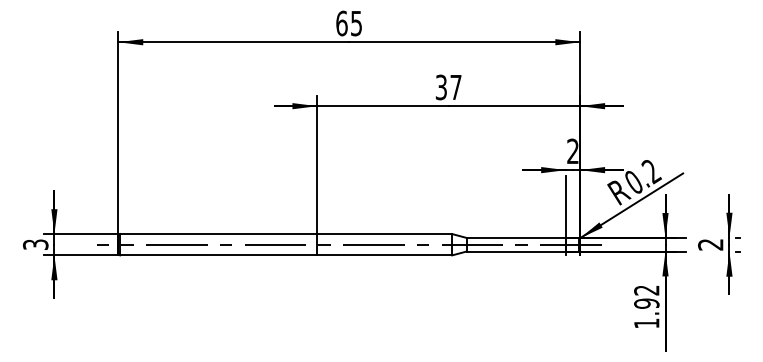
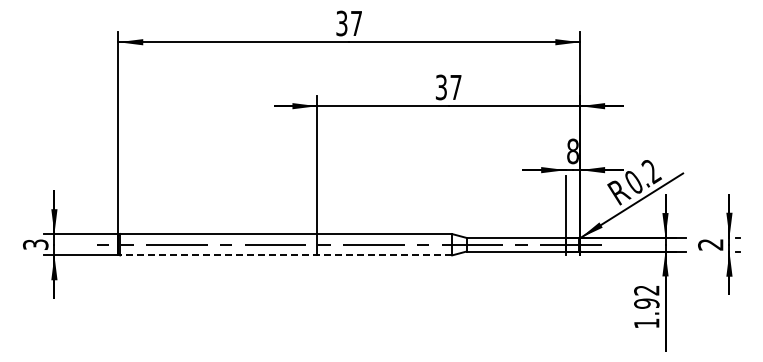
text: 65 -> 37 (348, 23)
text: 2 -> 8 (572, 151)
line: solid -> dashed (285, 255)
